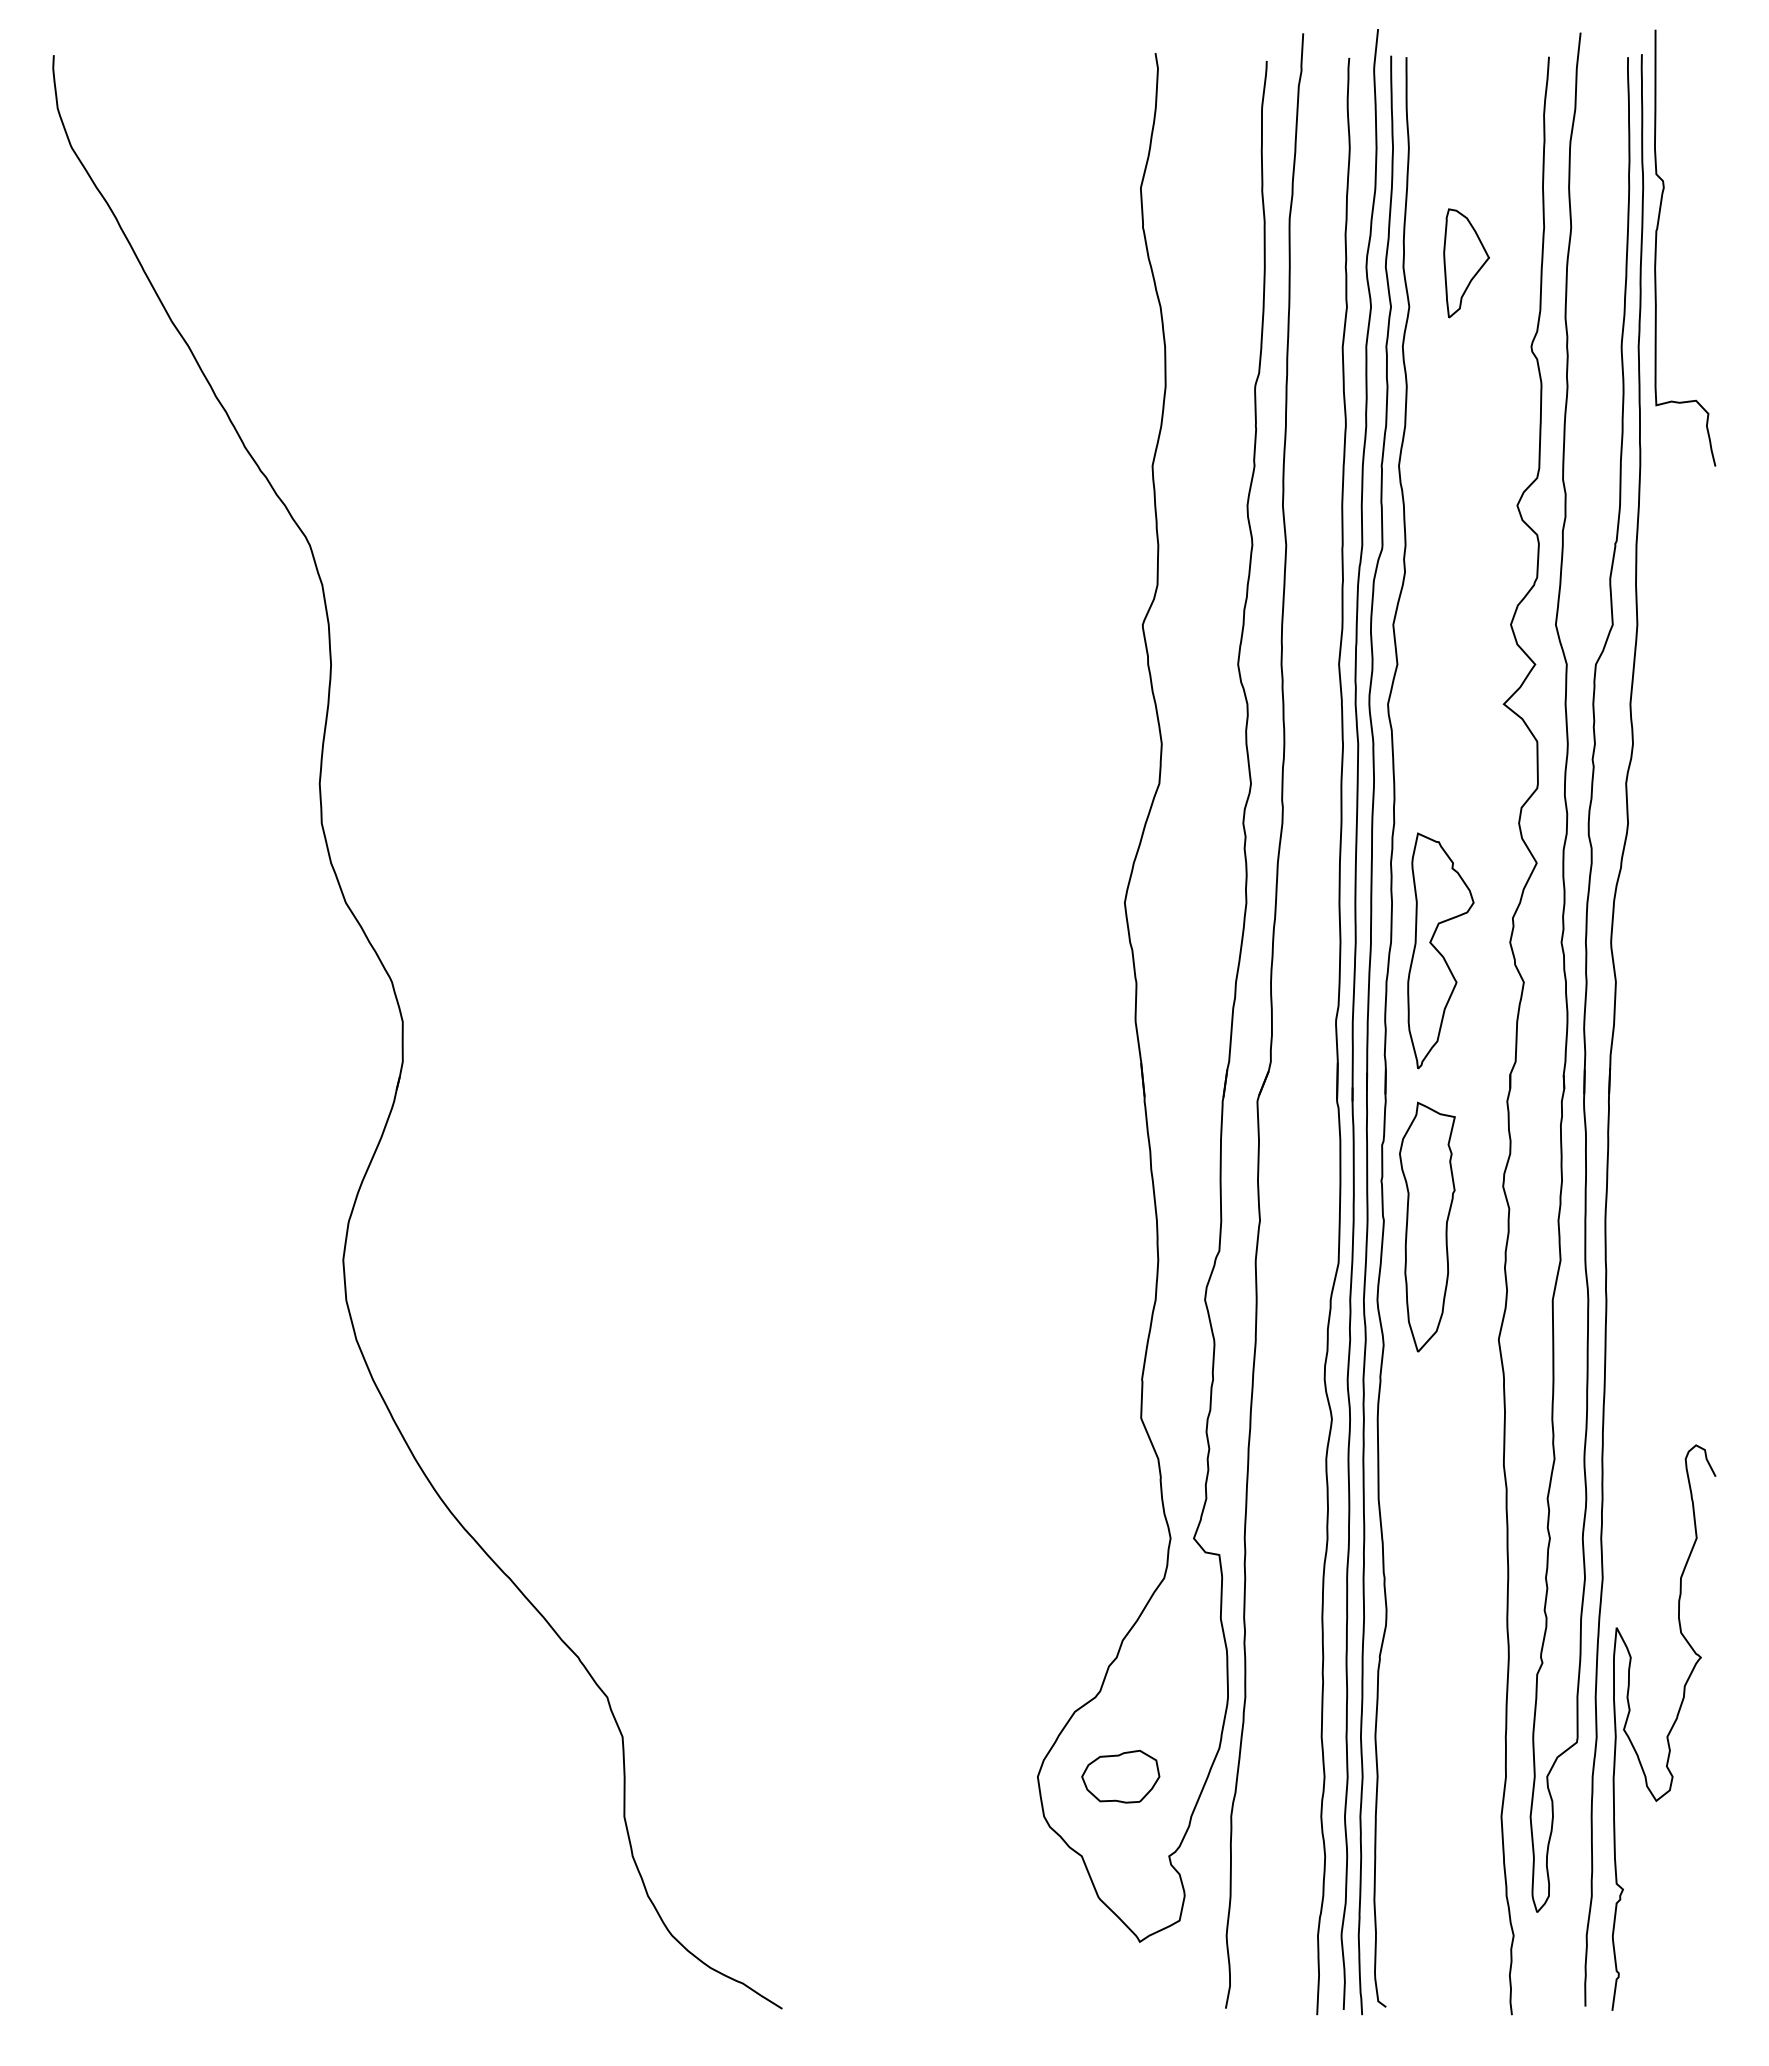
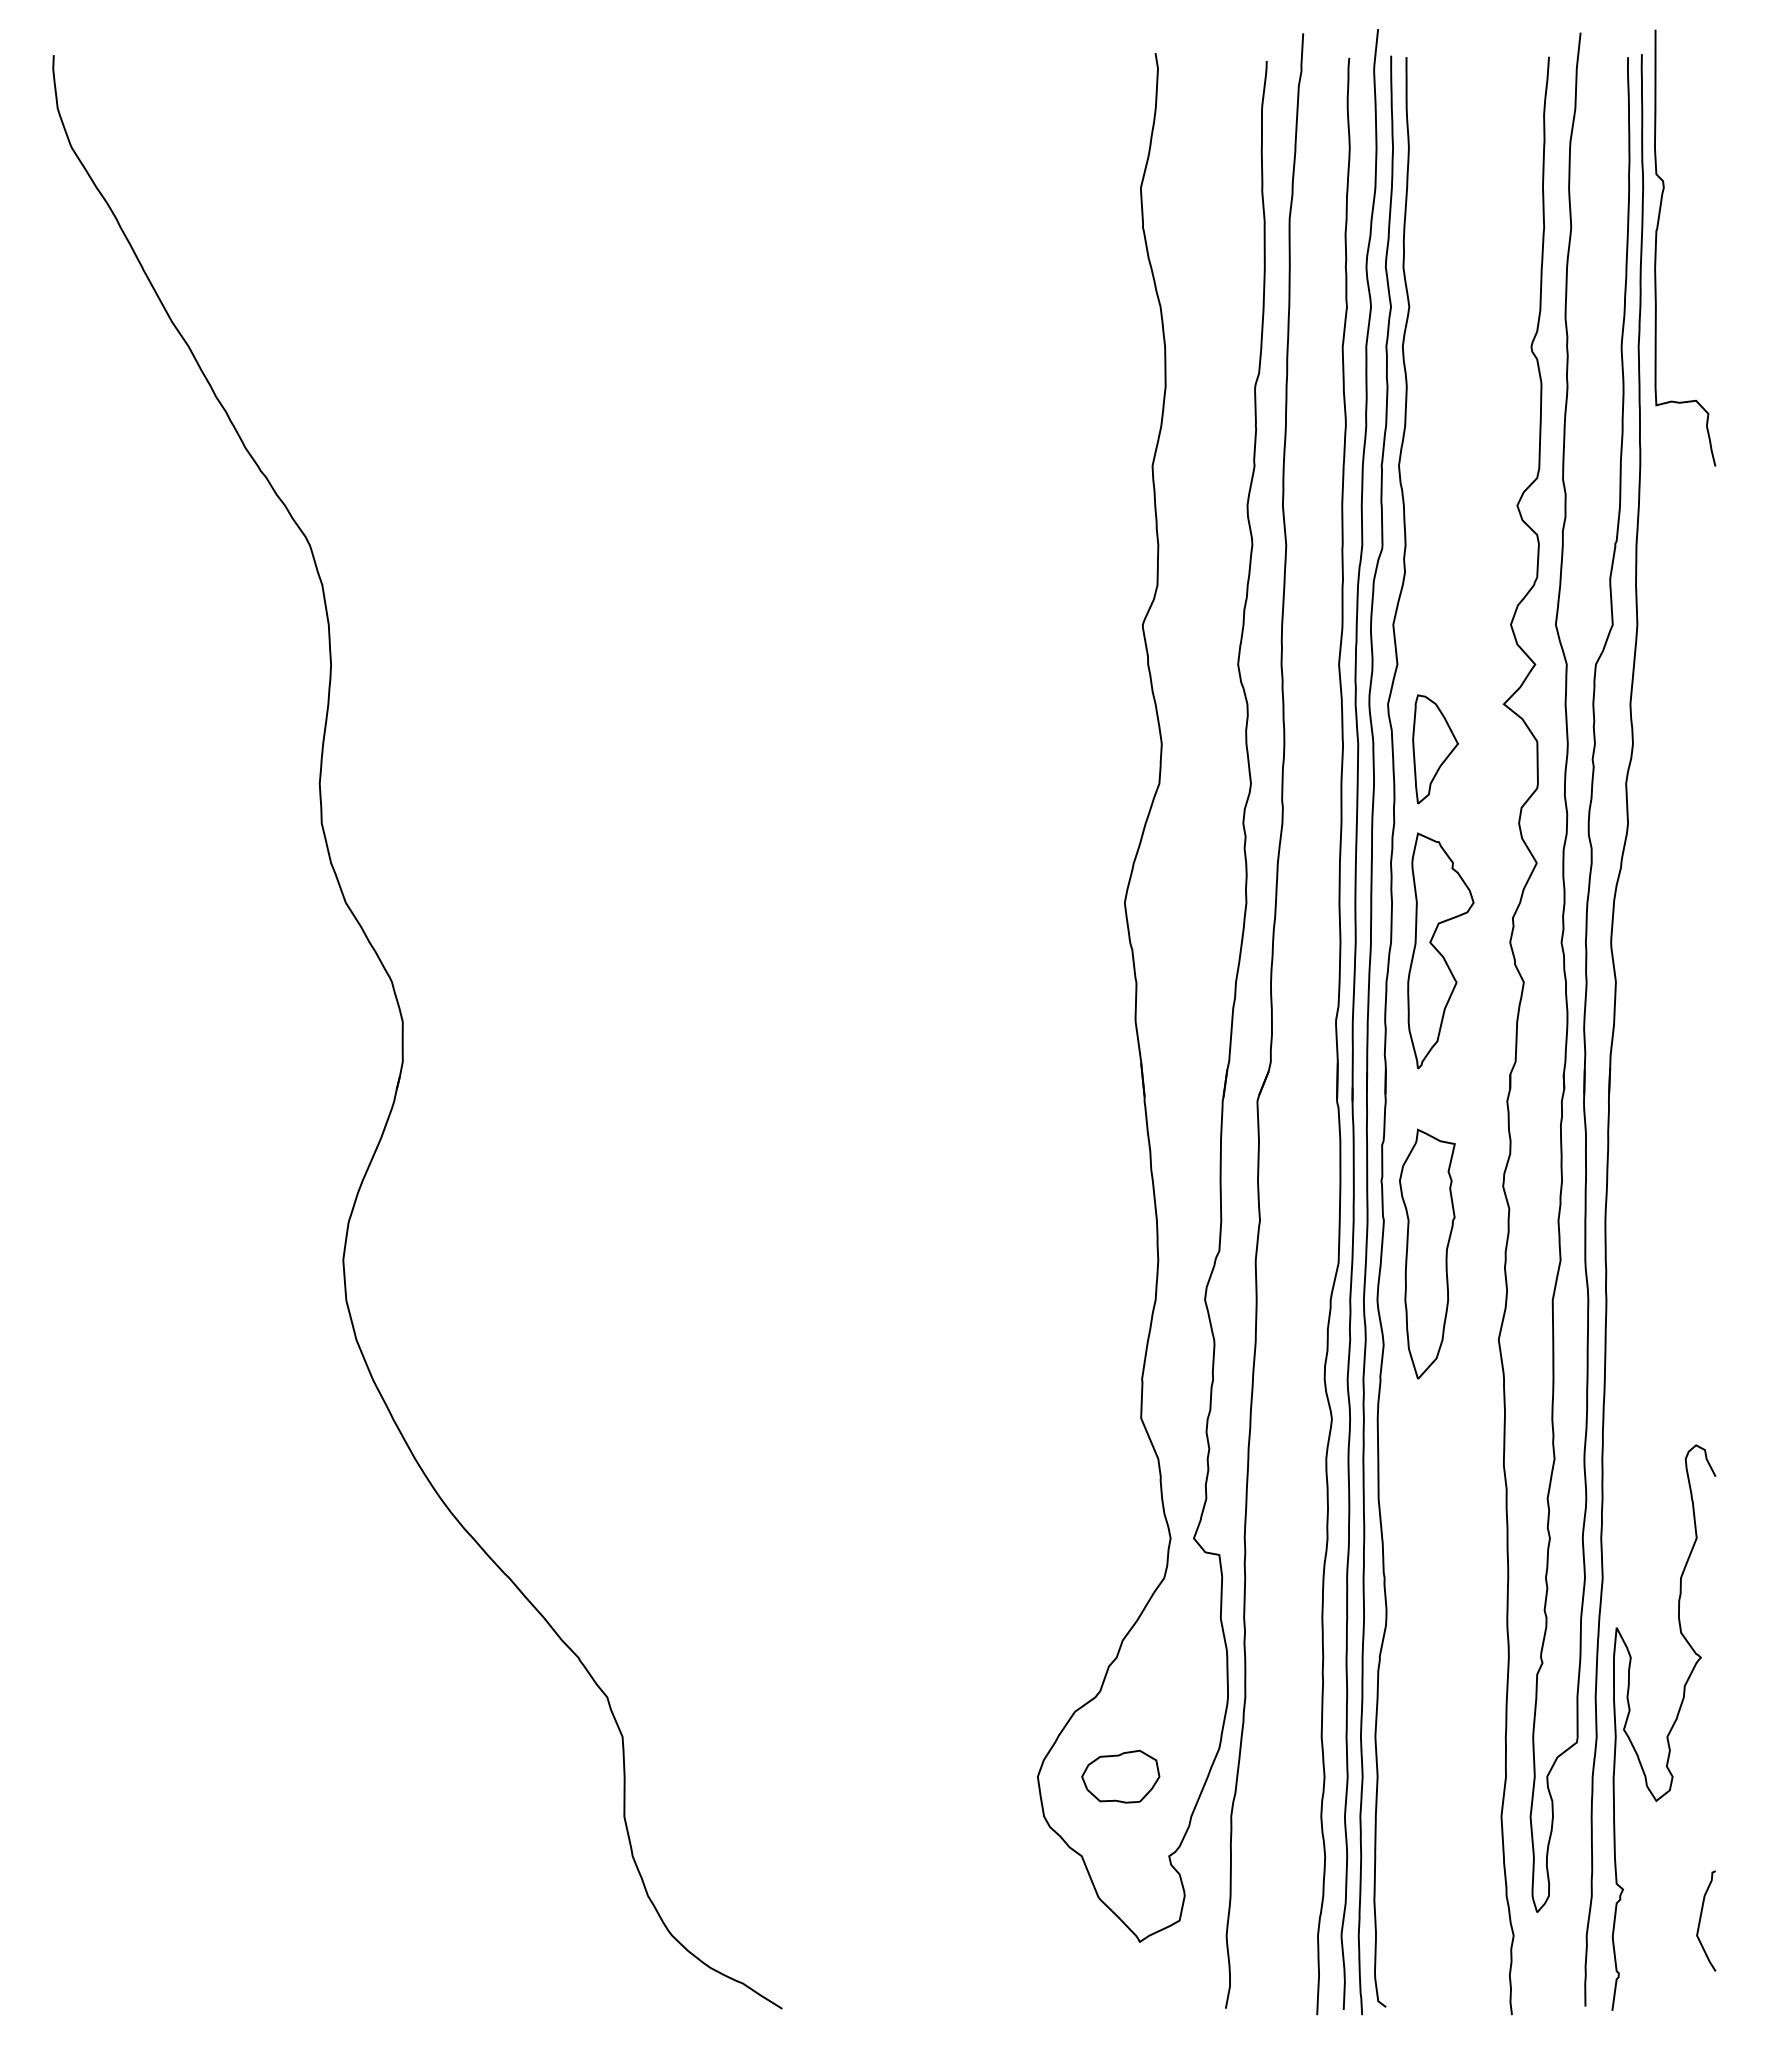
part position: (1466, 263) -> (1435, 749) (1435, 749)
part position: (1427, 1226) -> (1427, 1253) (1427, 1253)
curve: none -> present (1701, 1918)
